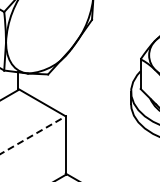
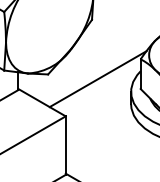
line: none -> present (97, 79)
line: dashed -> solid (32, 135)
